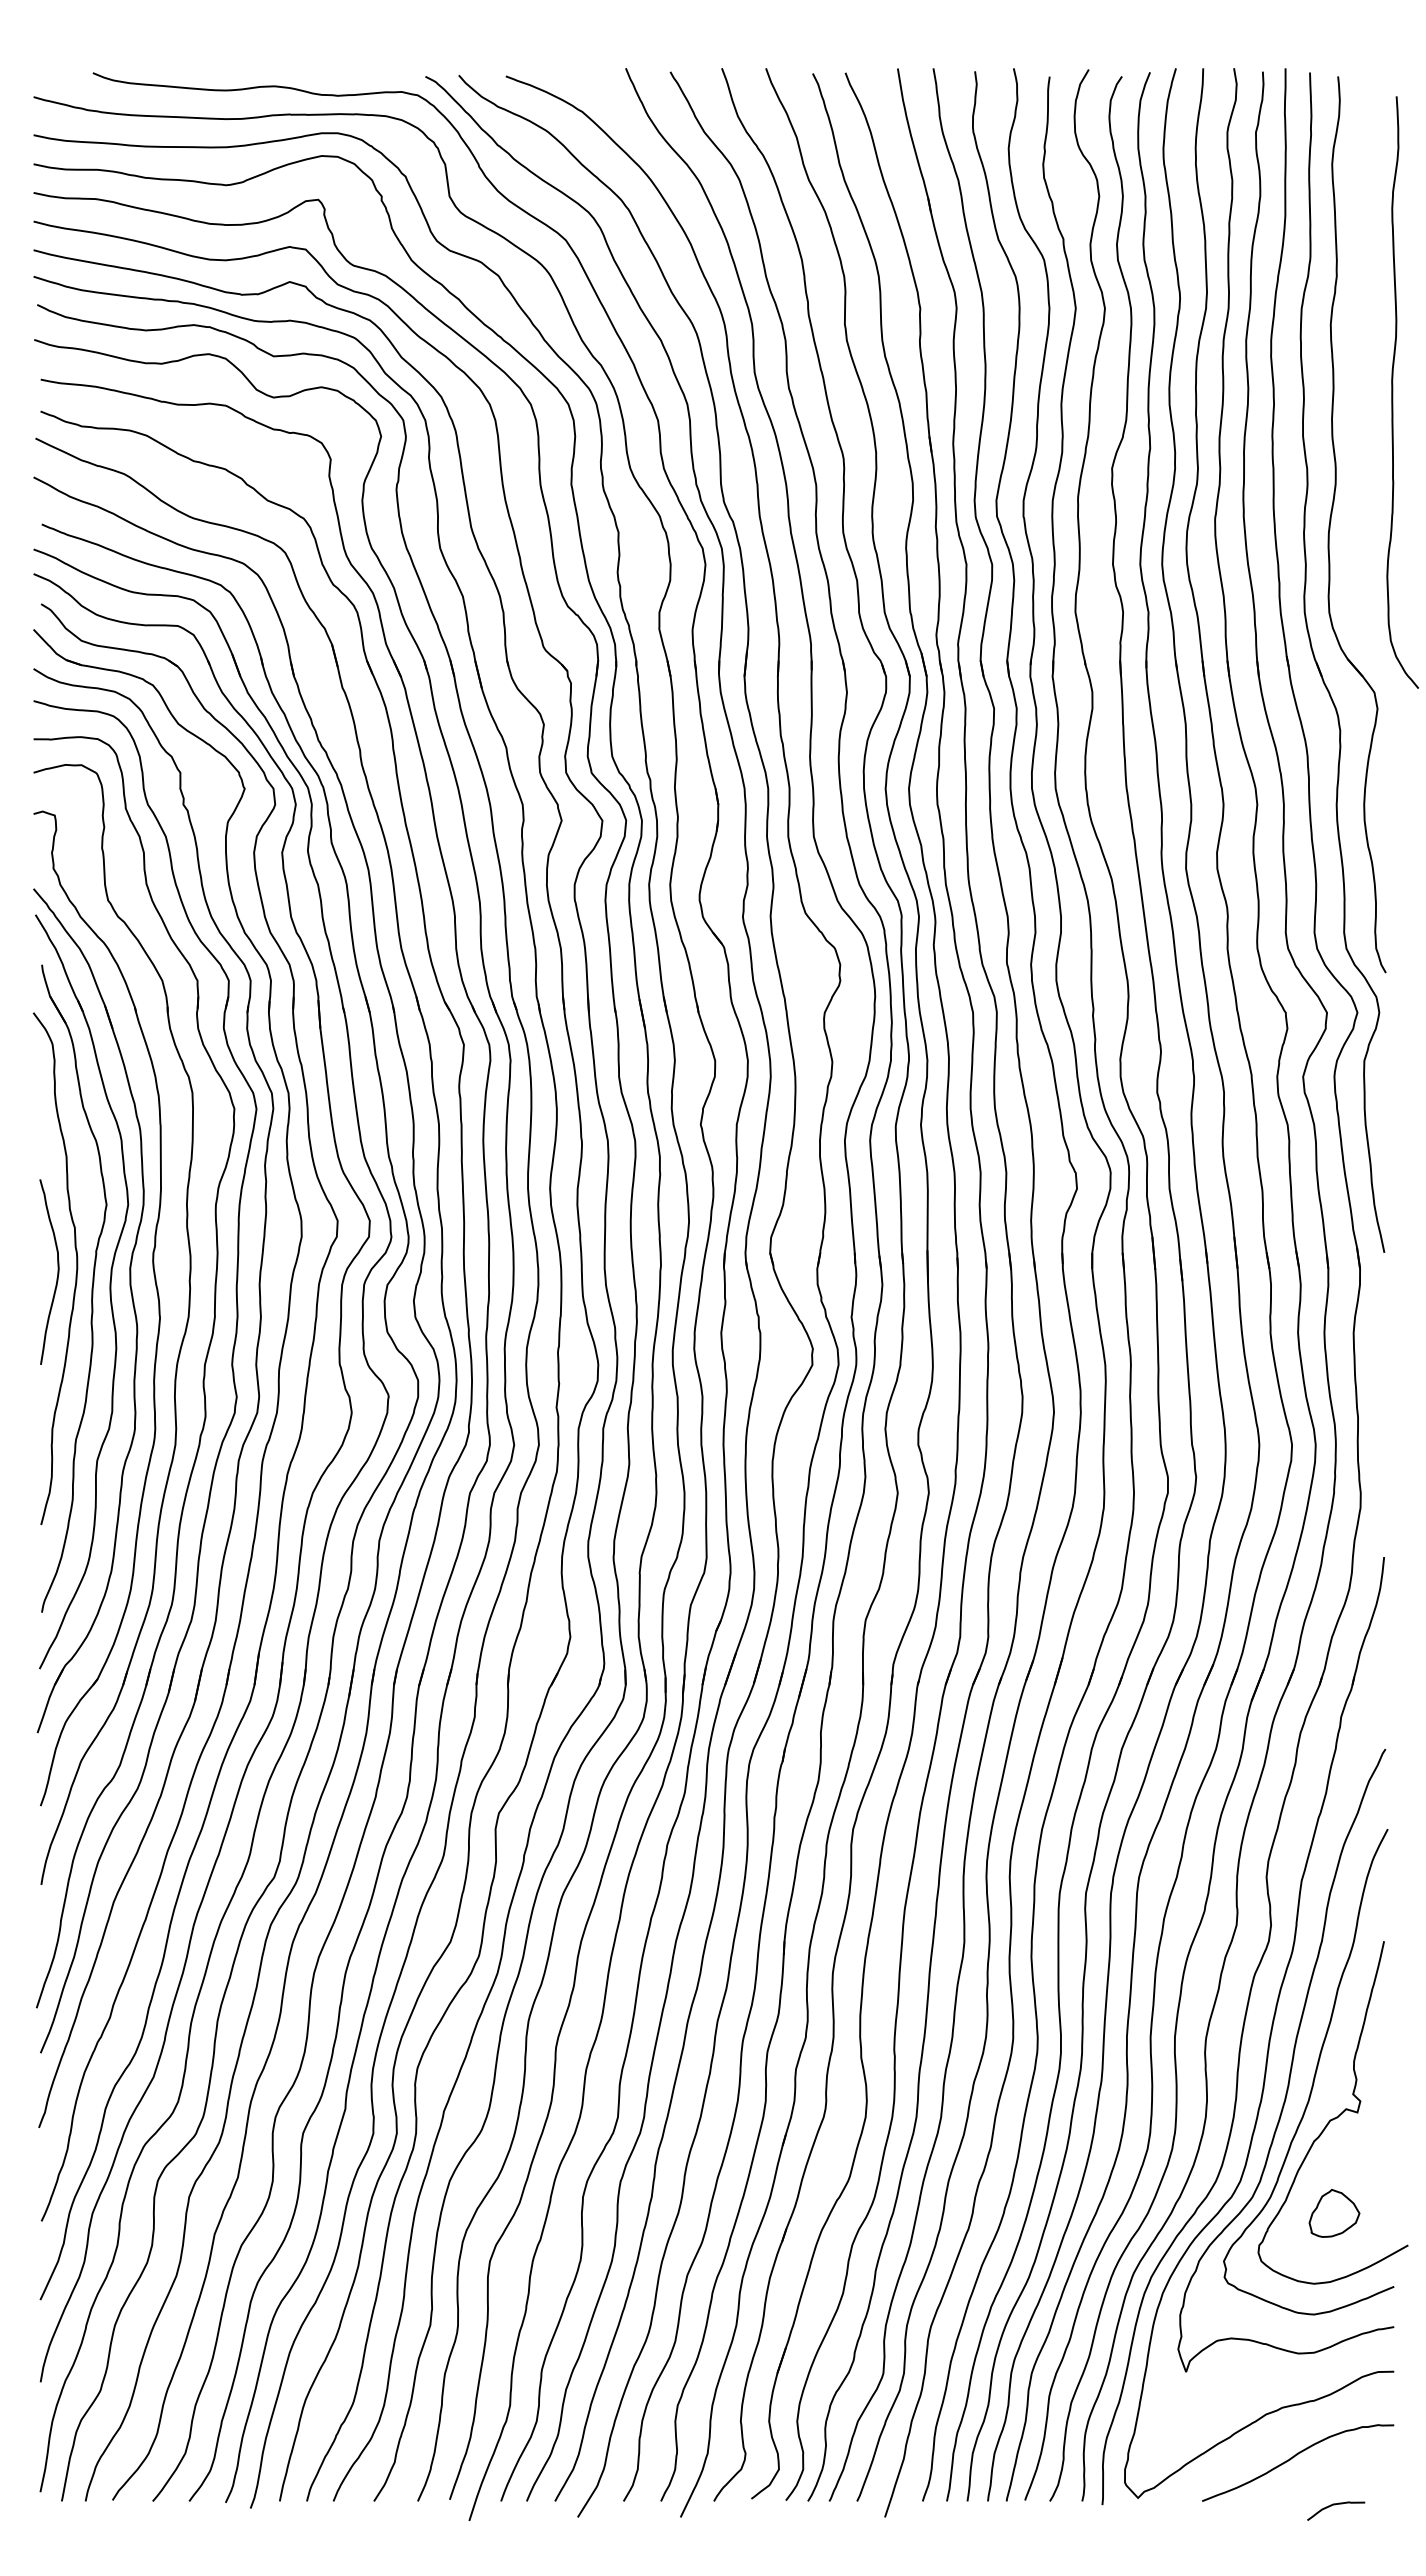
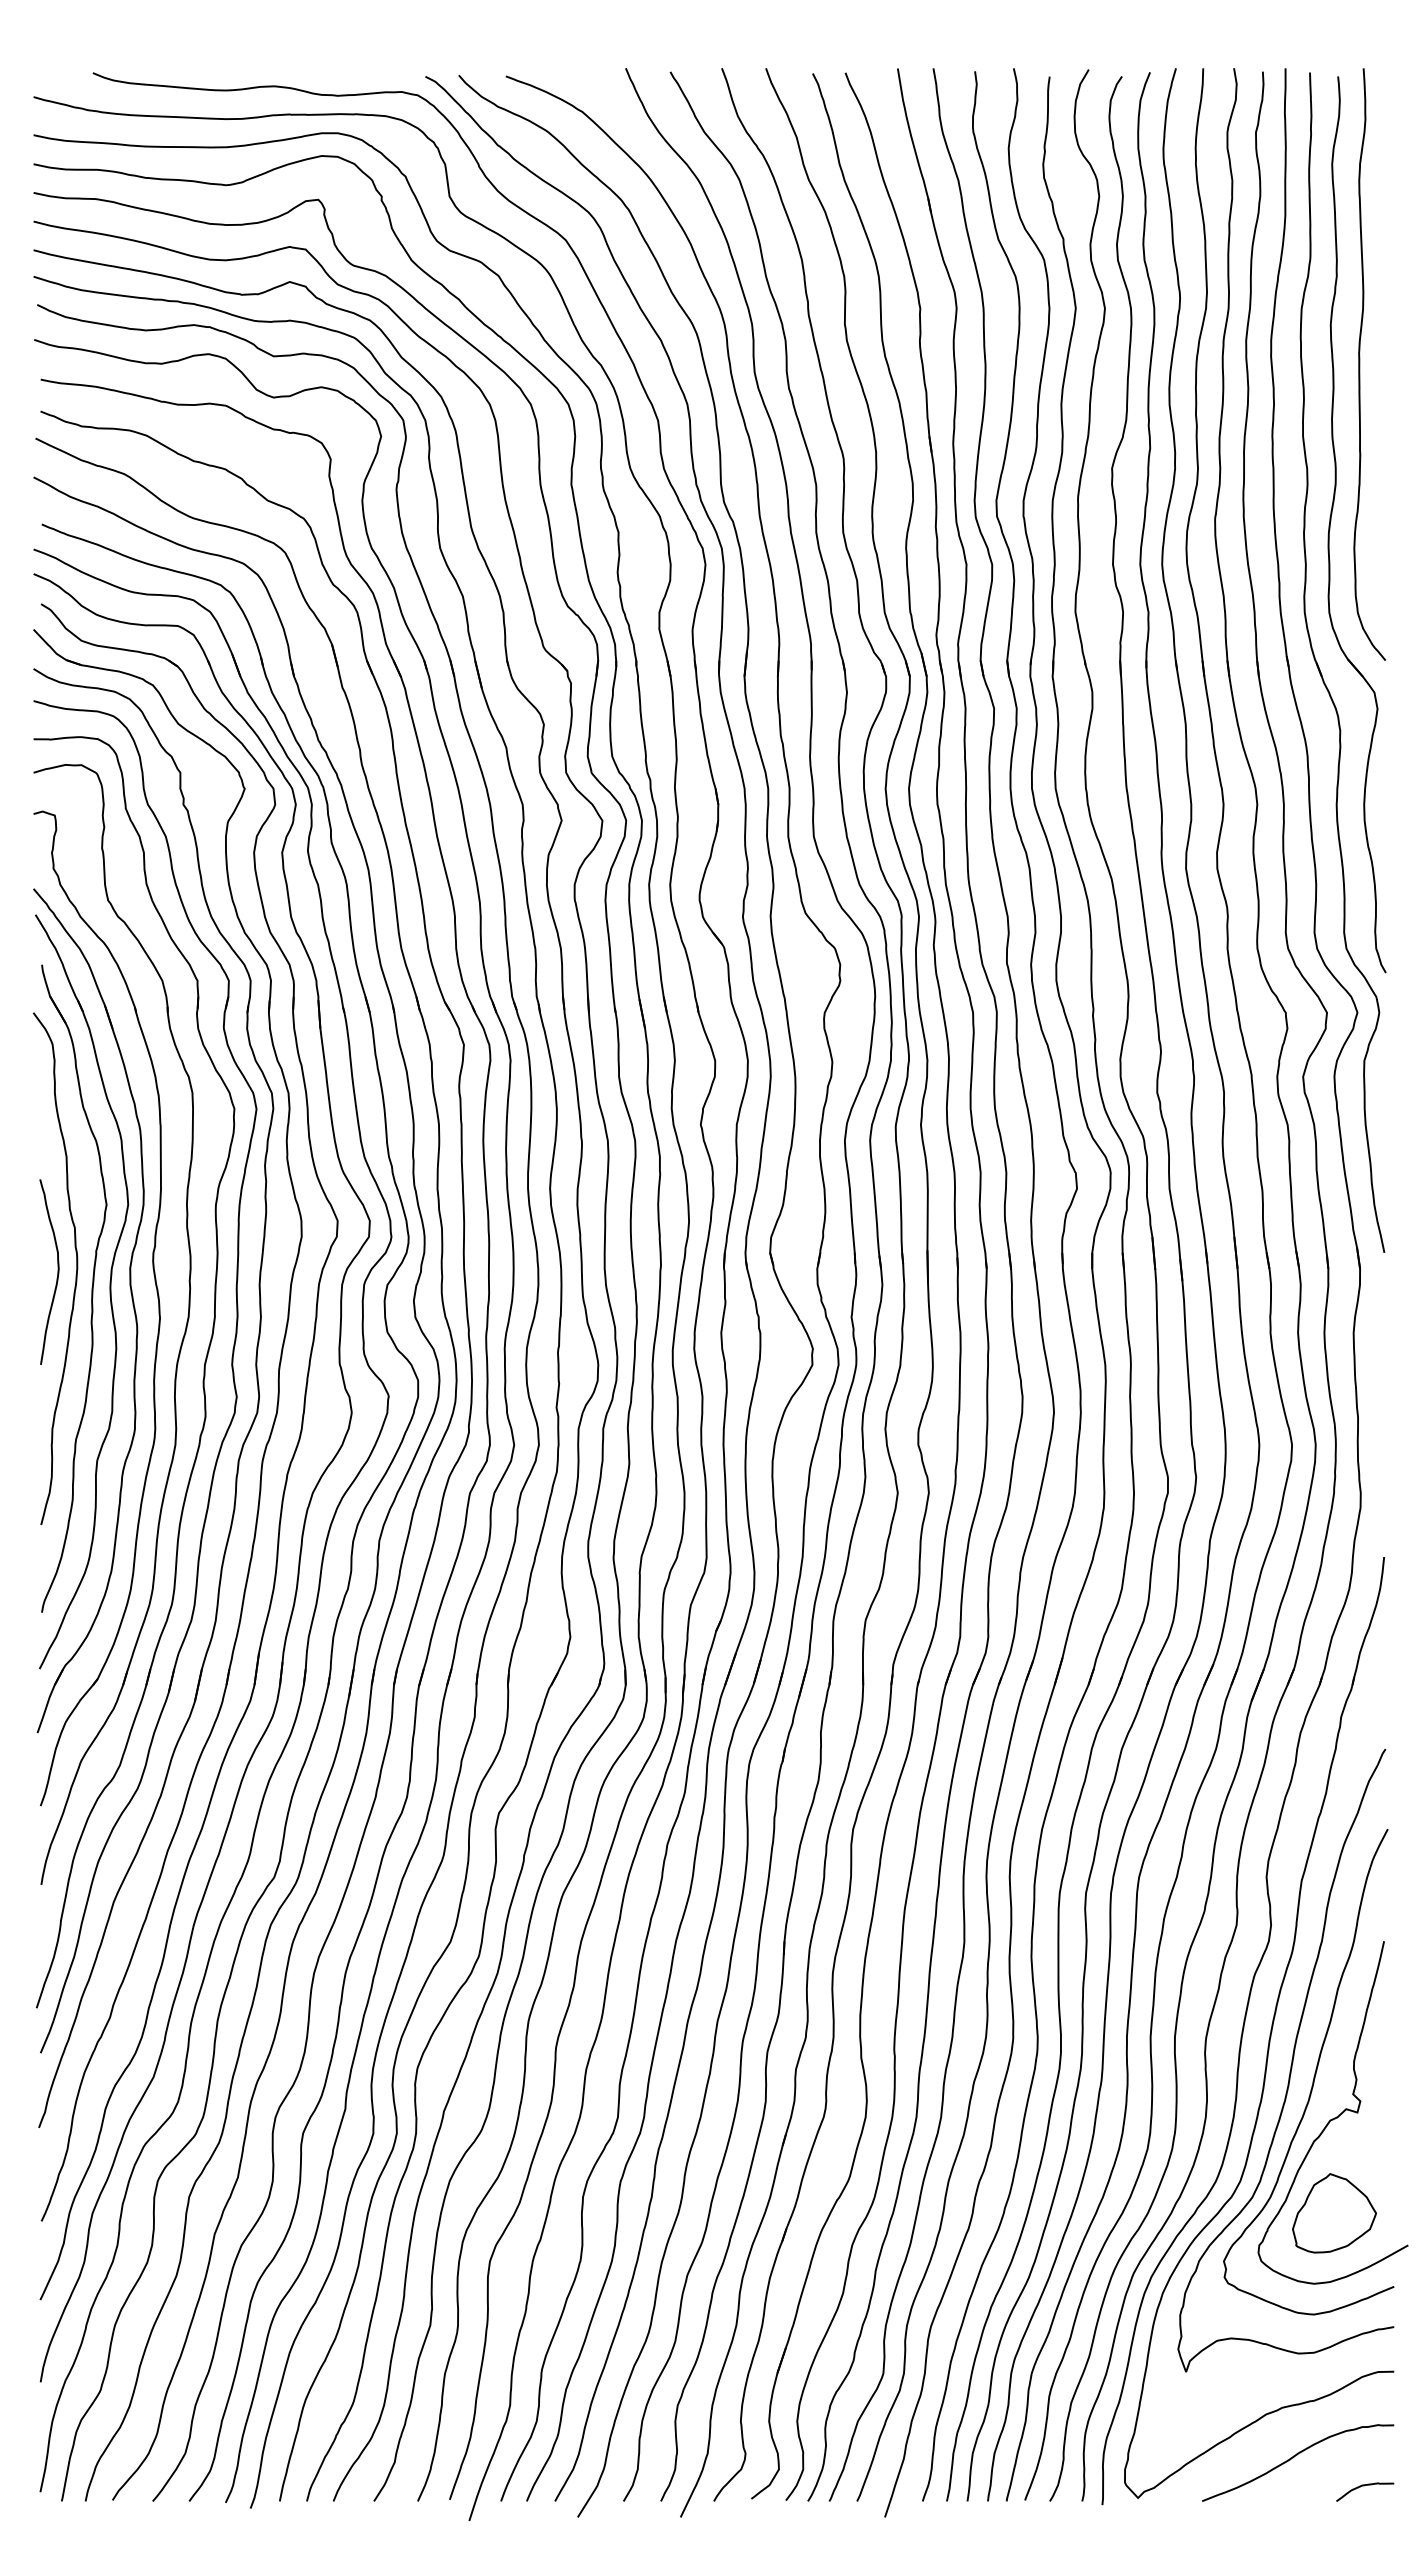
curve position: (1393, 392) -> (1360, 364) (1360, 364)
part size: 53x49 px -> 85x81 px (1334, 2213)
curve position: (1335, 2505) -> (1364, 2486) (1364, 2486)
